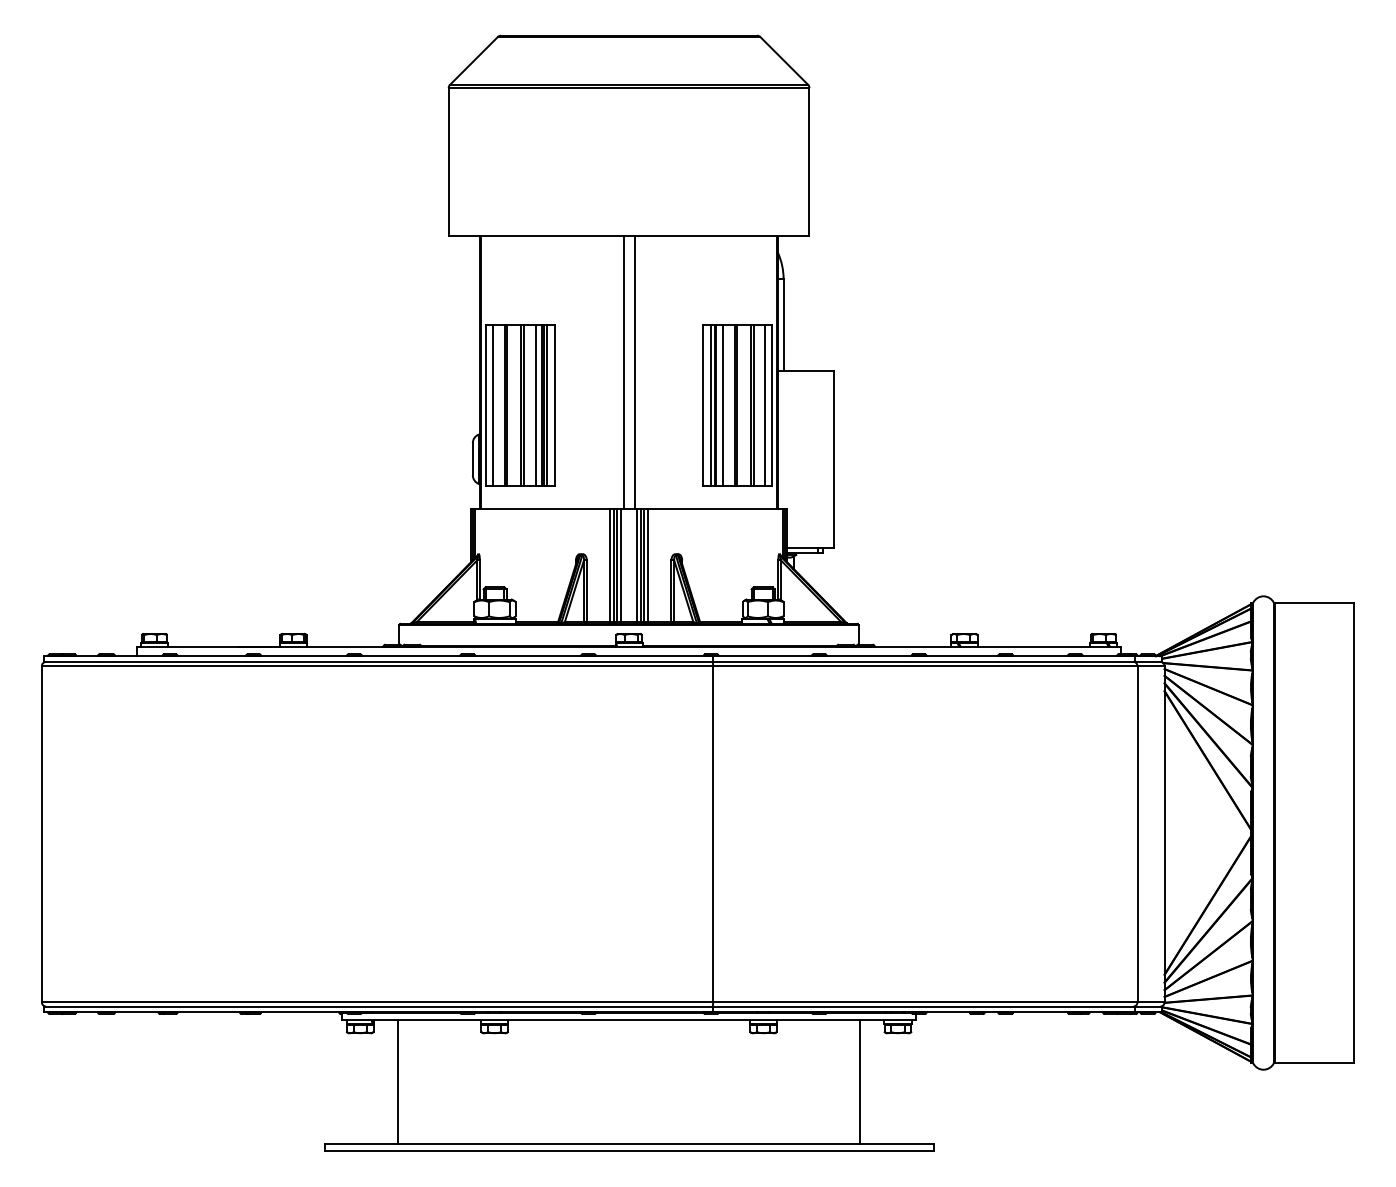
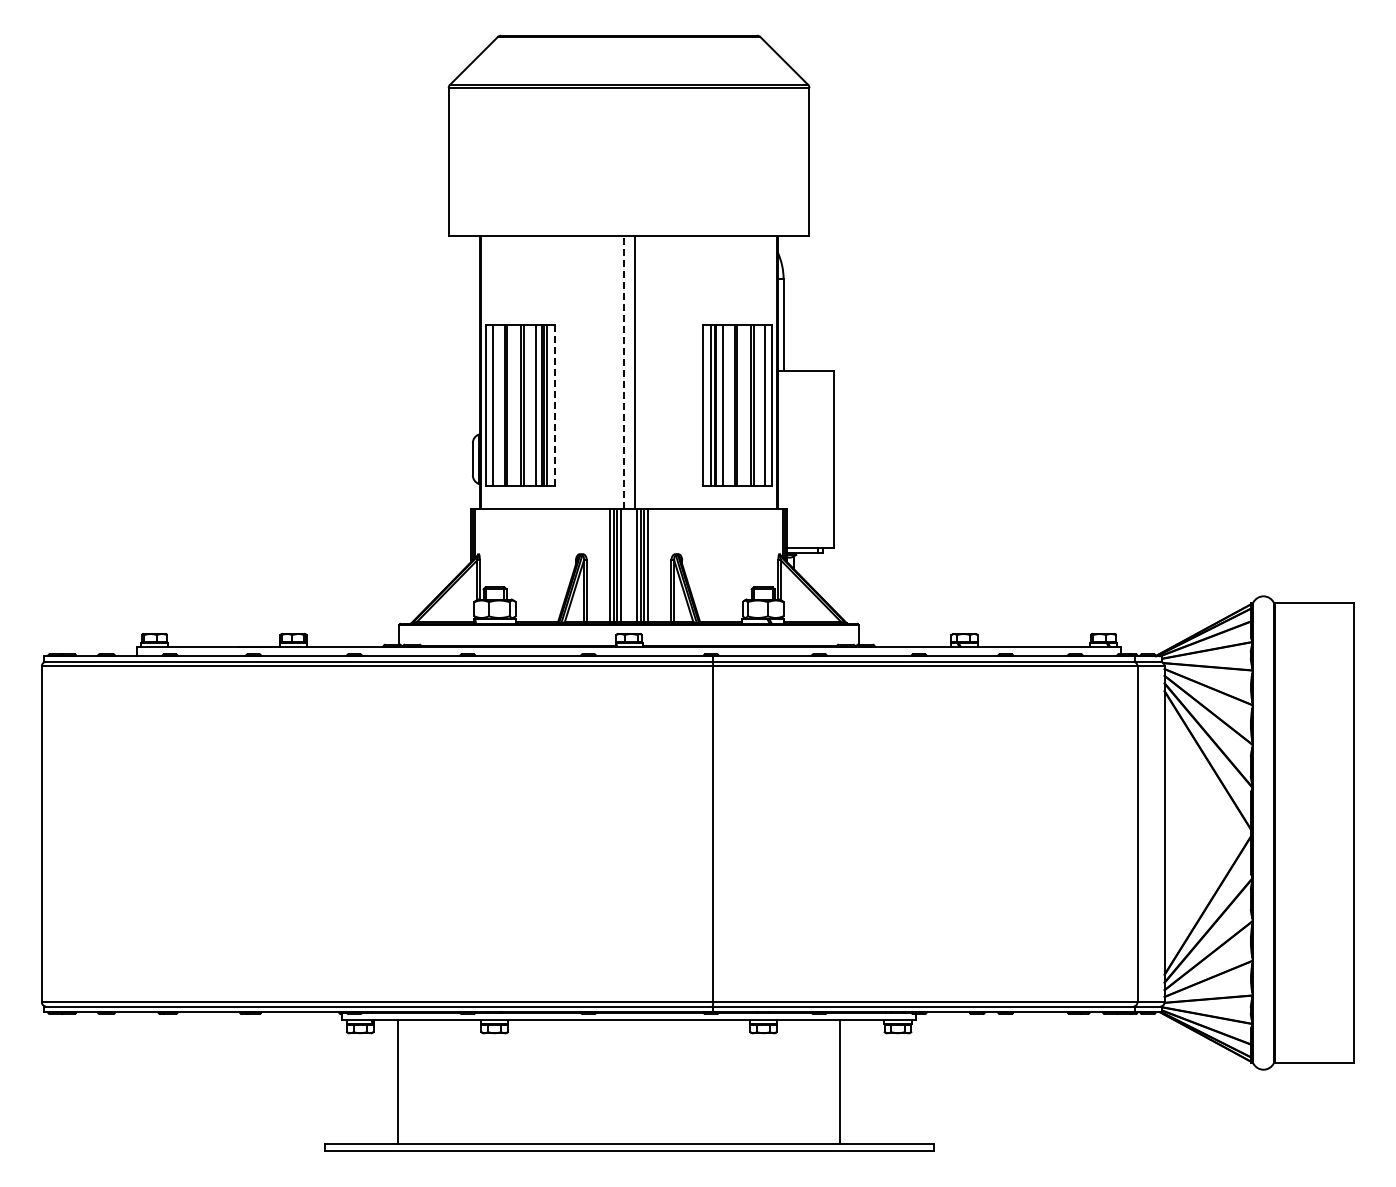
line: solid -> dashed (623, 372)
line: solid -> dashed (555, 405)
line position: (860, 1082) -> (840, 1082) (840, 1082)
